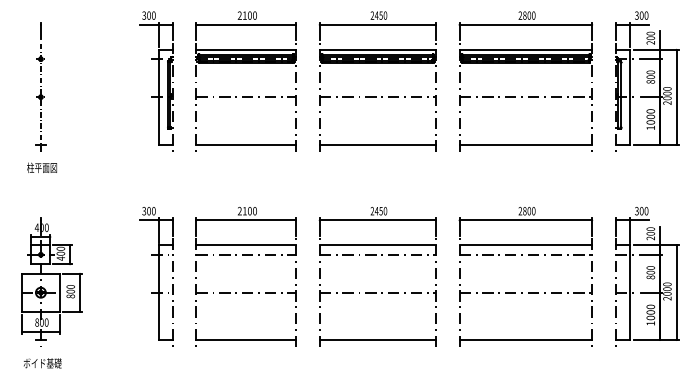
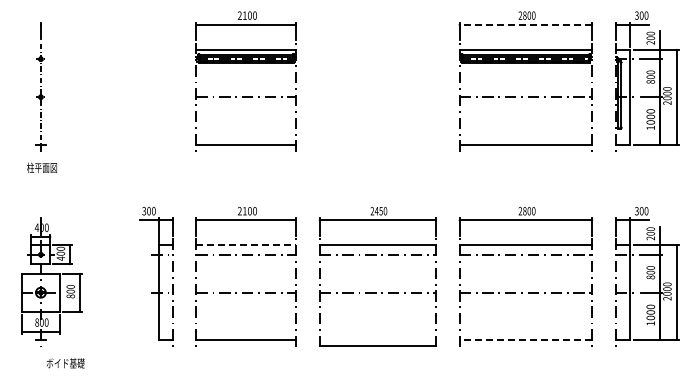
line: solid -> dashed (525, 24)
part: present -> none (156, 81)
part: present -> none (376, 96)
line: solid -> dashed (246, 245)
line position: (377, 340) -> (377, 346) (377, 346)
line: solid -> dashed (525, 340)
text position: (42, 363) -> (65, 363) (65, 363)
